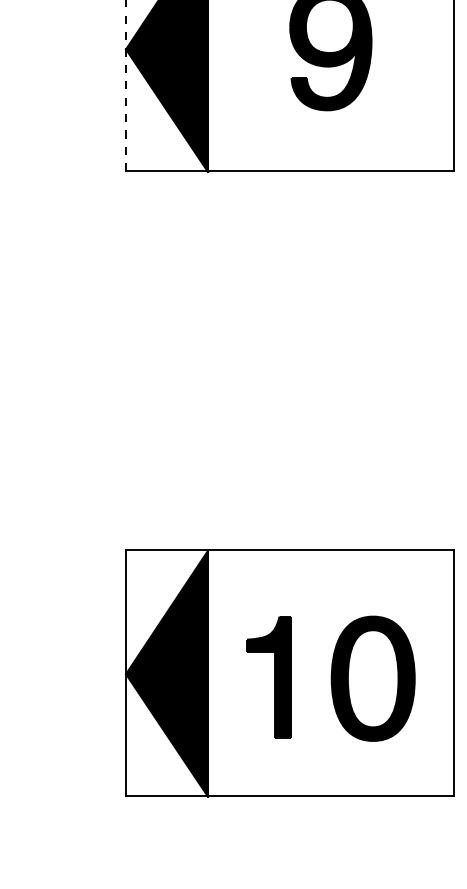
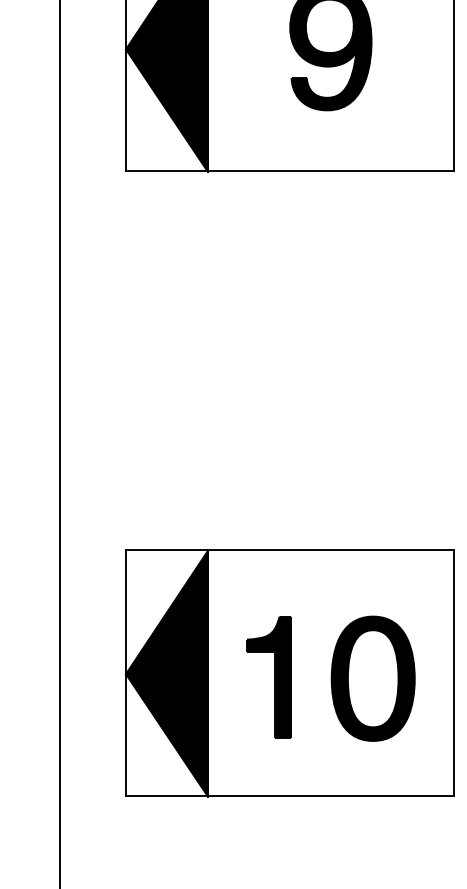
line: dashed -> solid (126, 85)
line: none -> present (60, 443)
